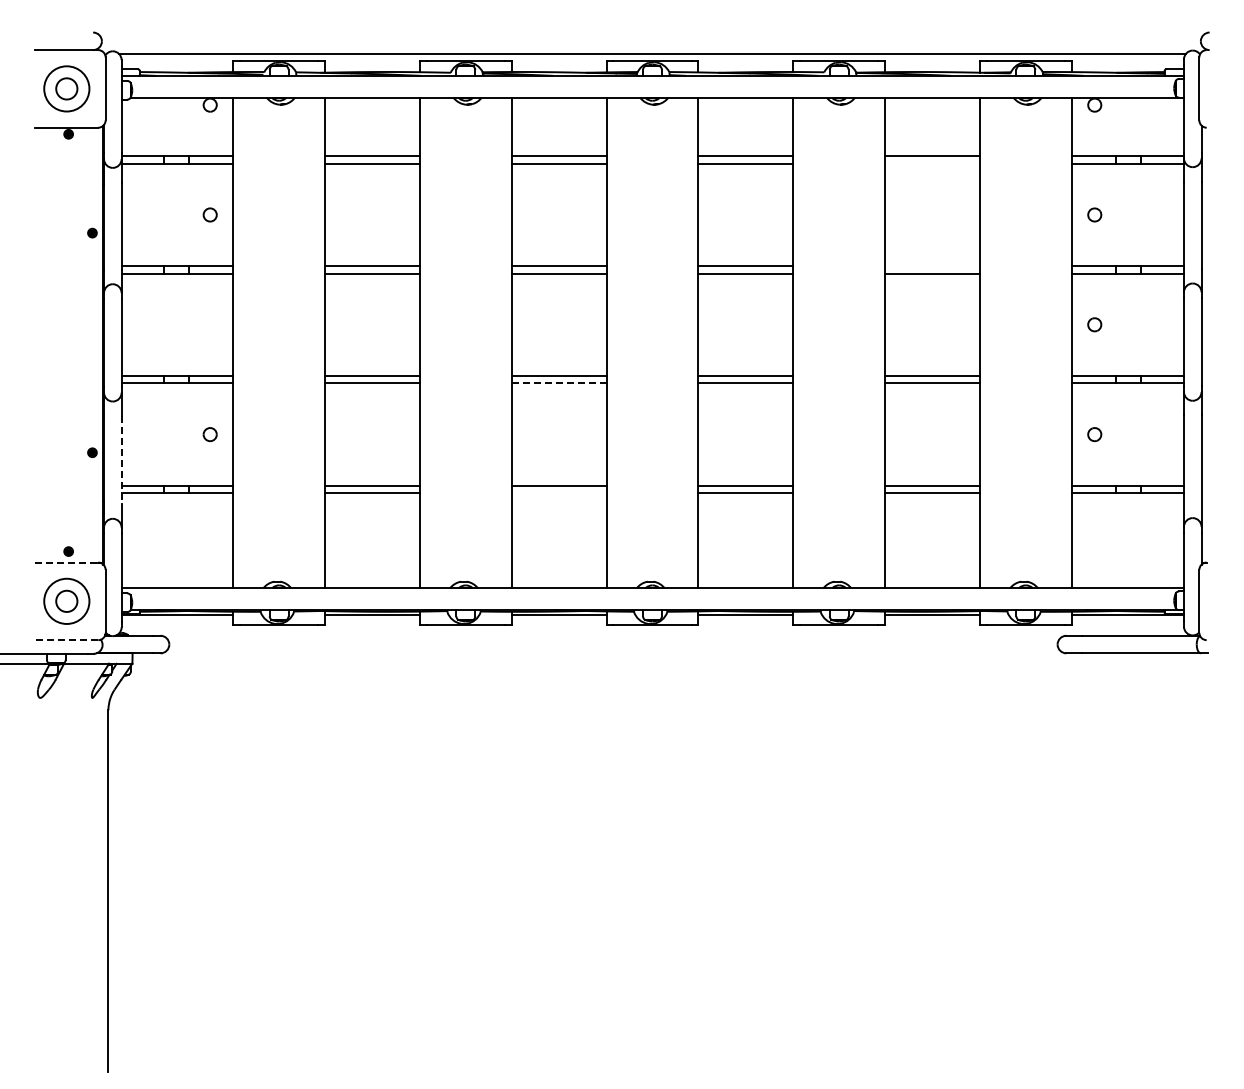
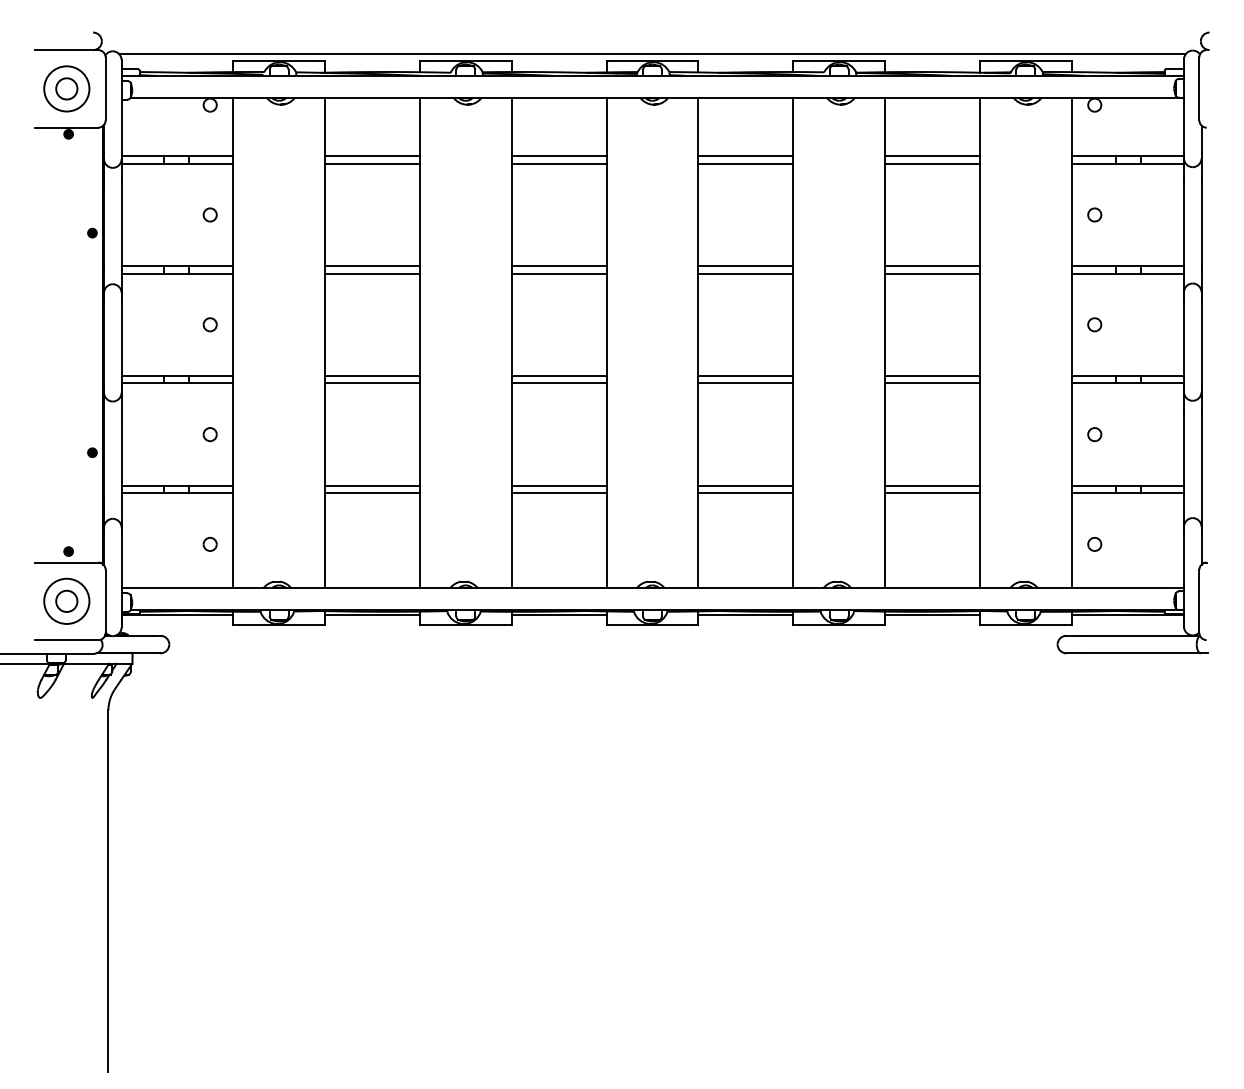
line: none -> present (932, 163)
line: none -> present (932, 266)
part: none -> present (209, 324)
line: dashed -> solid (559, 383)
line: dashed -> solid (121, 460)
line: none -> present (558, 493)
part: none -> present (209, 544)
part: none -> present (1094, 544)
line: dashed -> solid (67, 562)
line: dashed -> solid (66, 640)
